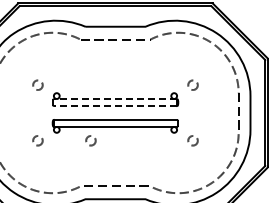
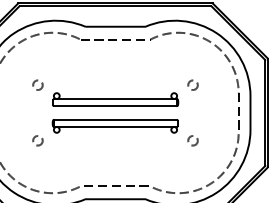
line: dashed -> solid (115, 99)
line: dashed -> solid (115, 105)
circle: present -> none (90, 140)
